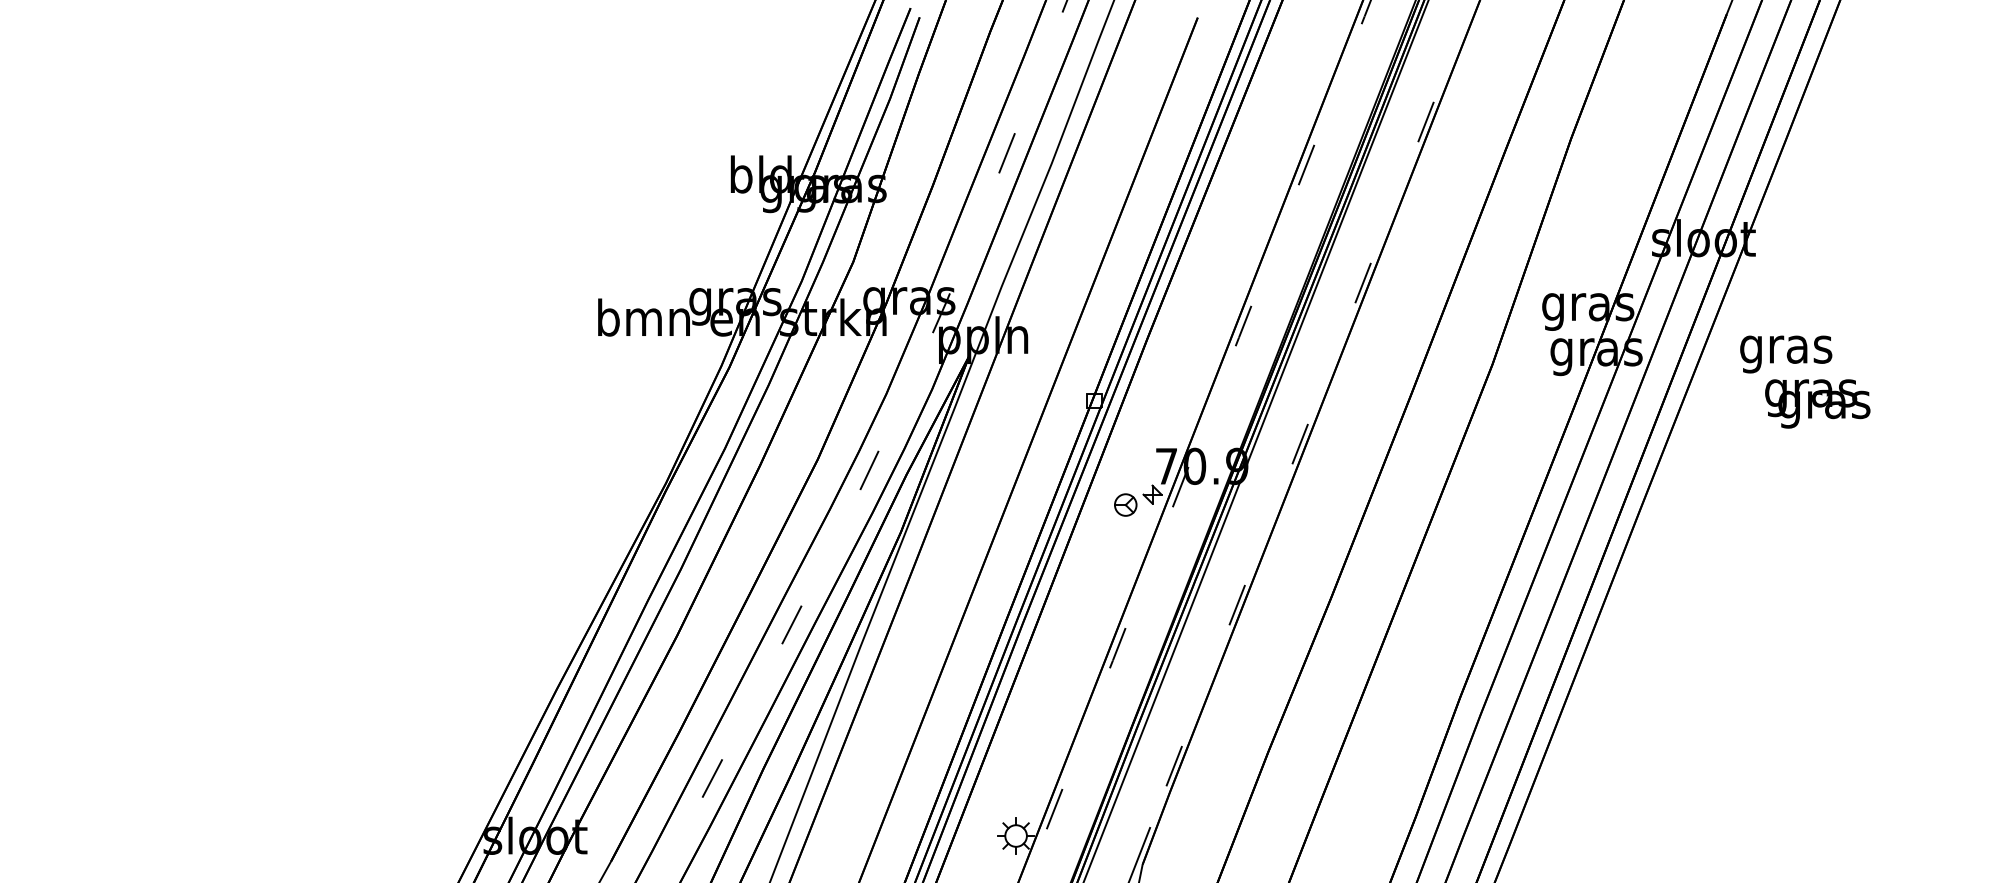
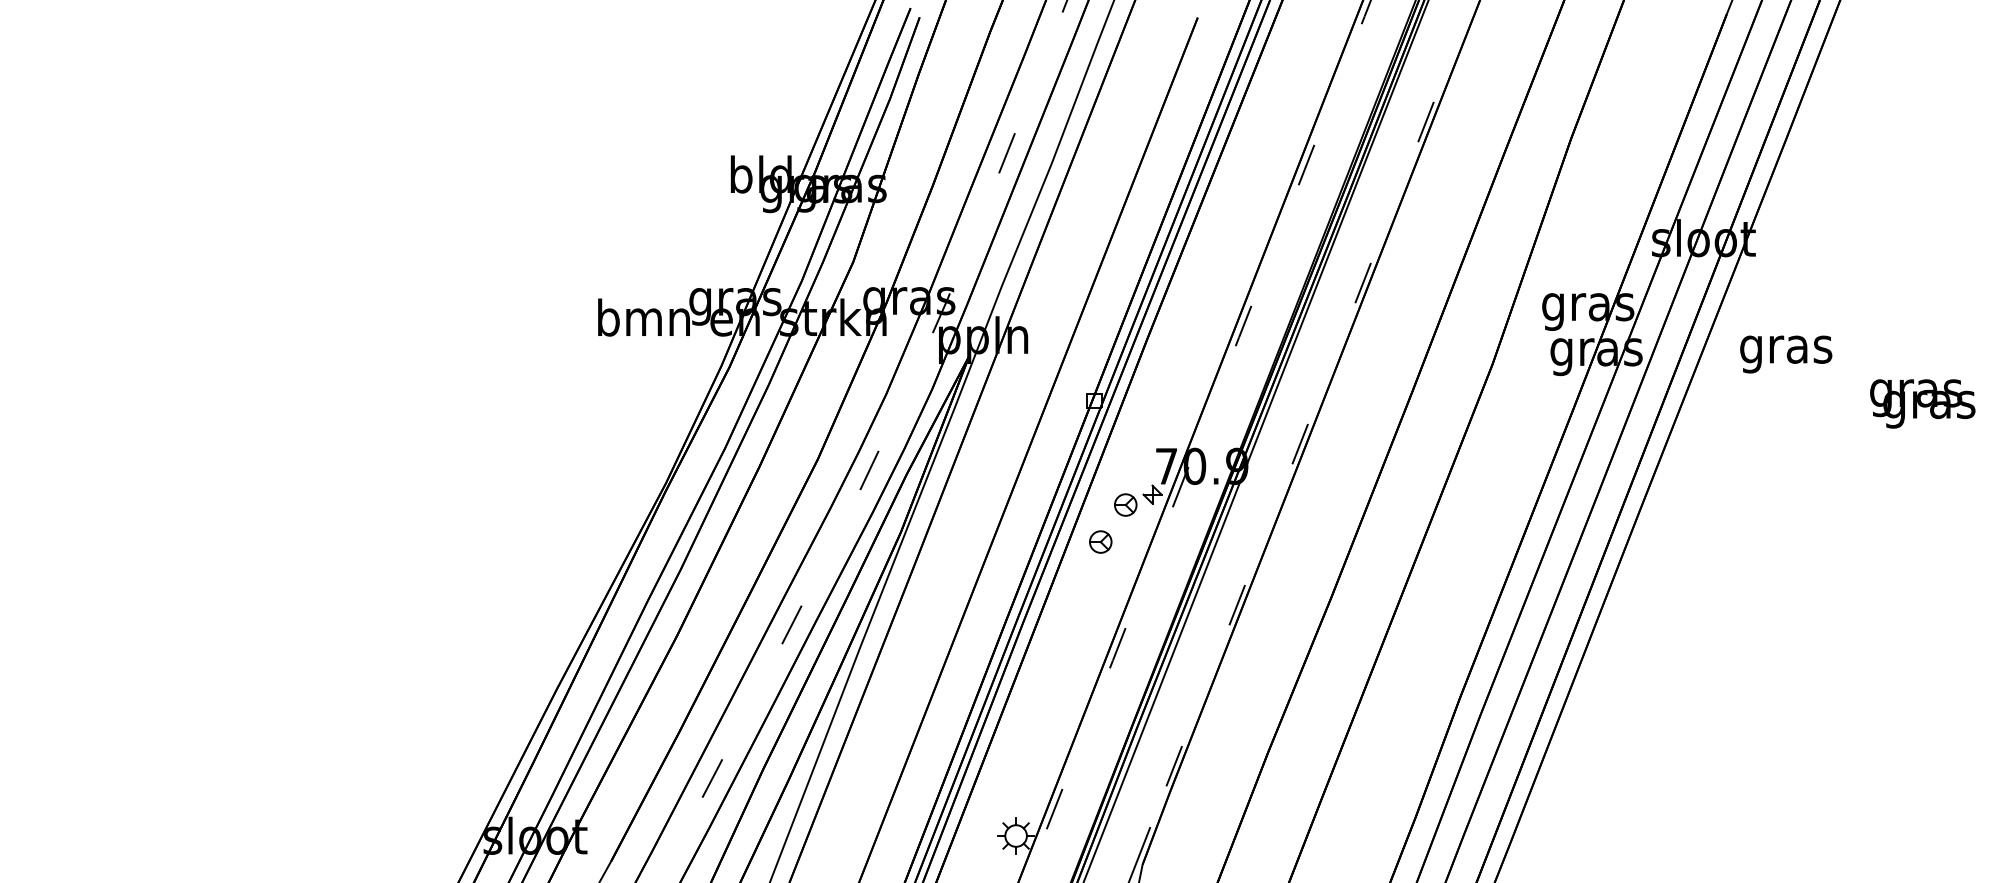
text position: (1817, 403) -> (1922, 403) (1922, 403)
part: none -> present (1100, 541)
